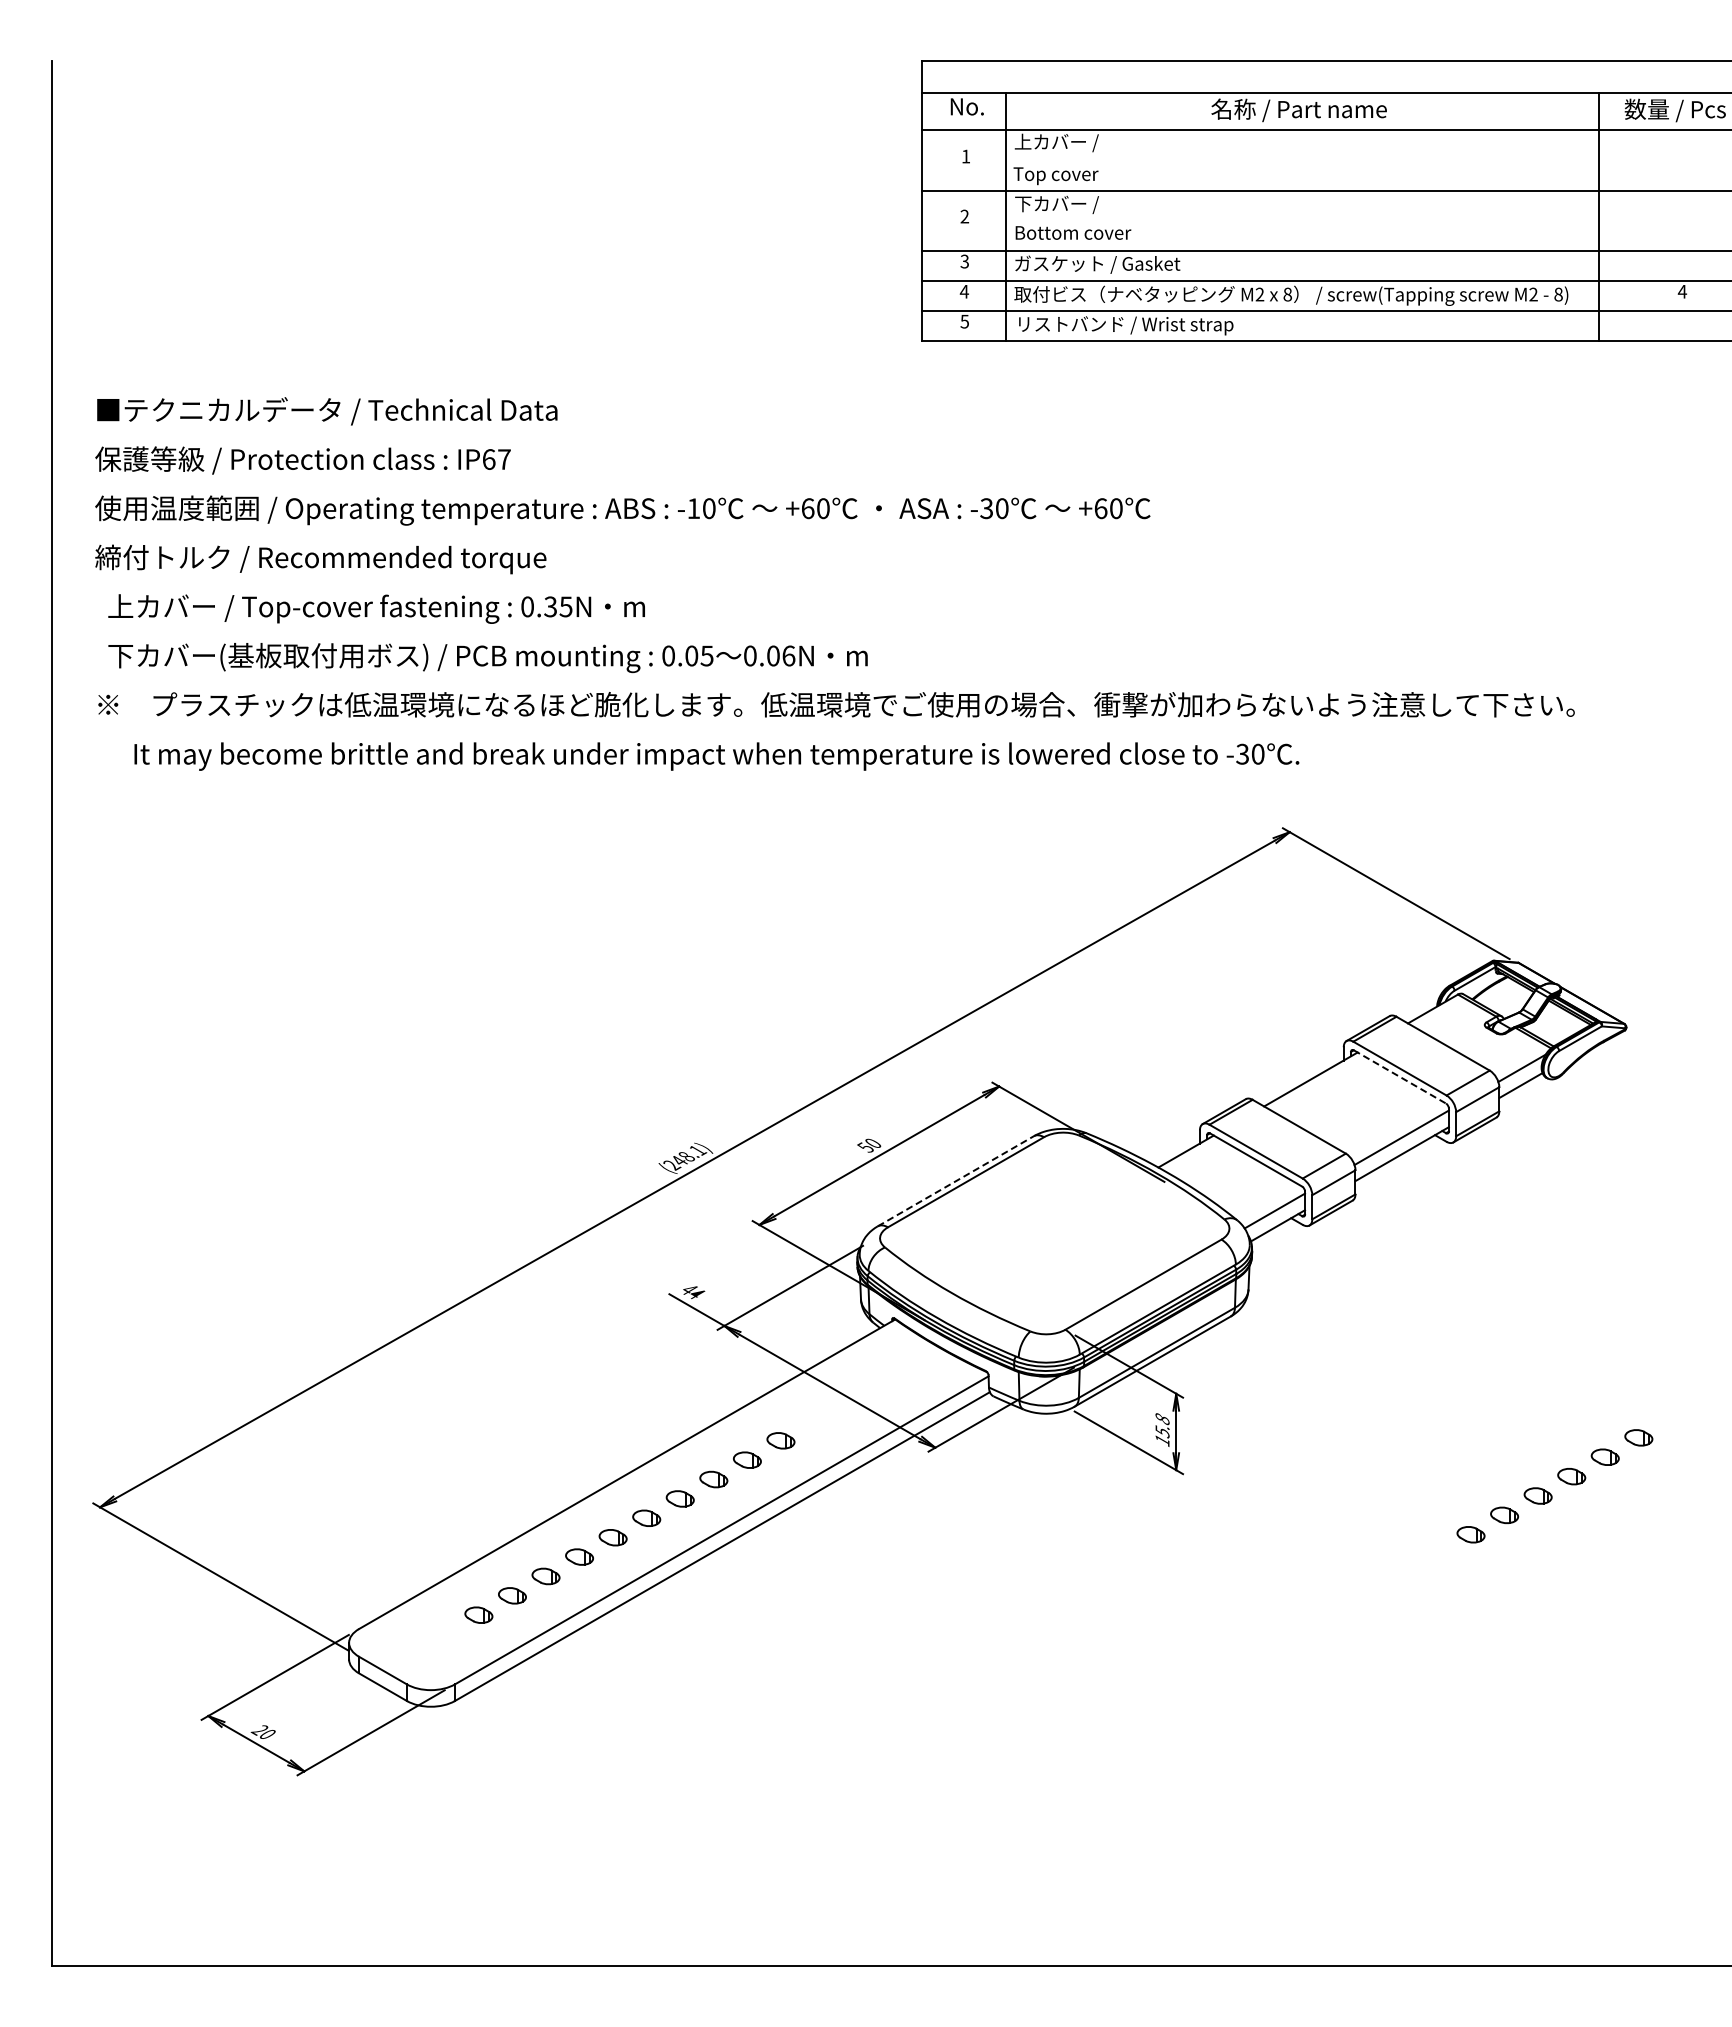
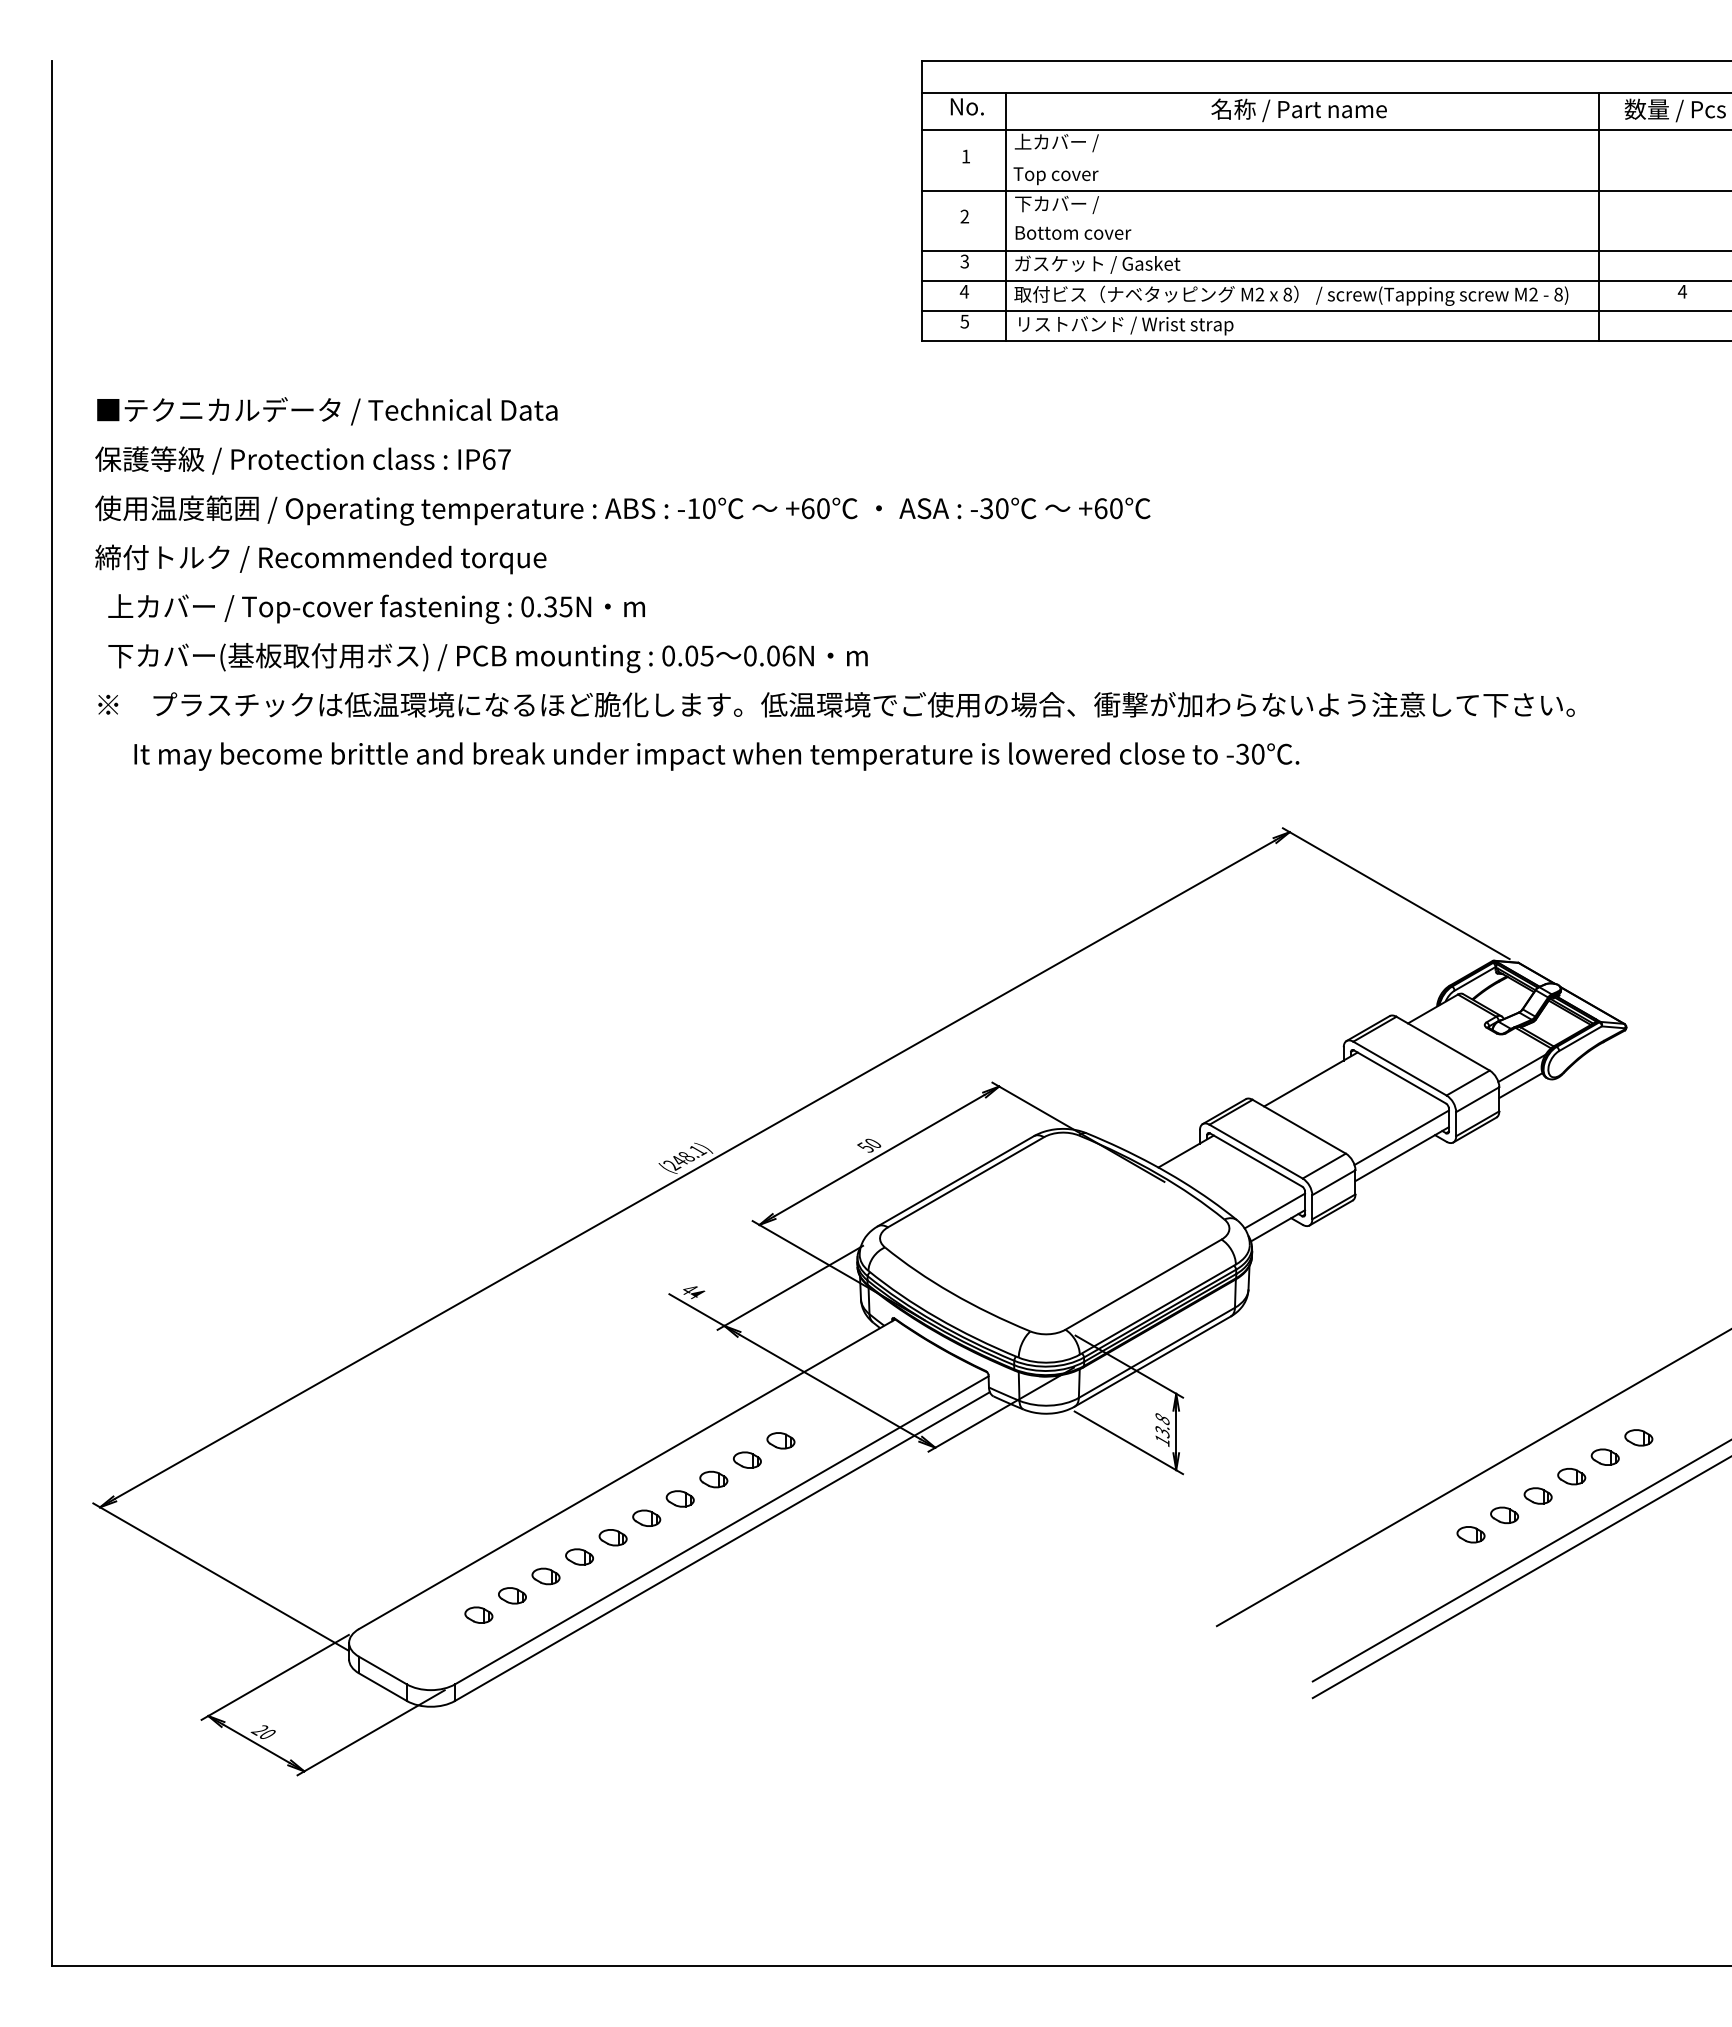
line: dashed -> solid (1400, 1077)
line: dashed -> solid (956, 1181)
text: 15.8 -> 13.8 (1161, 1429)
line: none -> present (1472, 1478)
line: none -> present (1520, 1561)
line: none -> present (1520, 1577)
